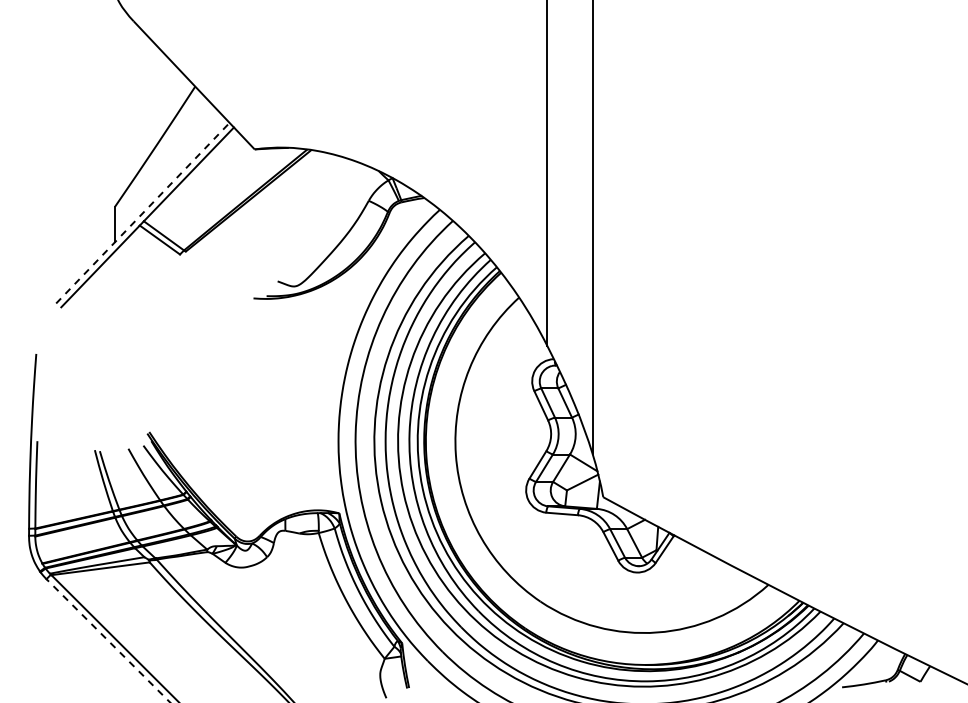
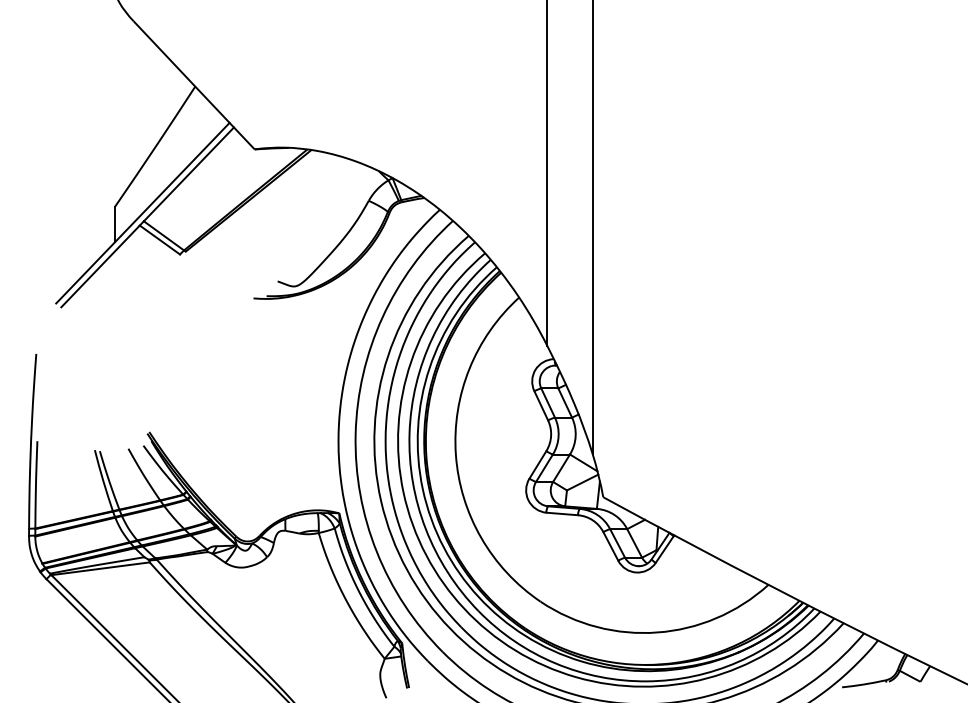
line: dashed -> solid (143, 212)
line: dashed -> solid (108, 640)
